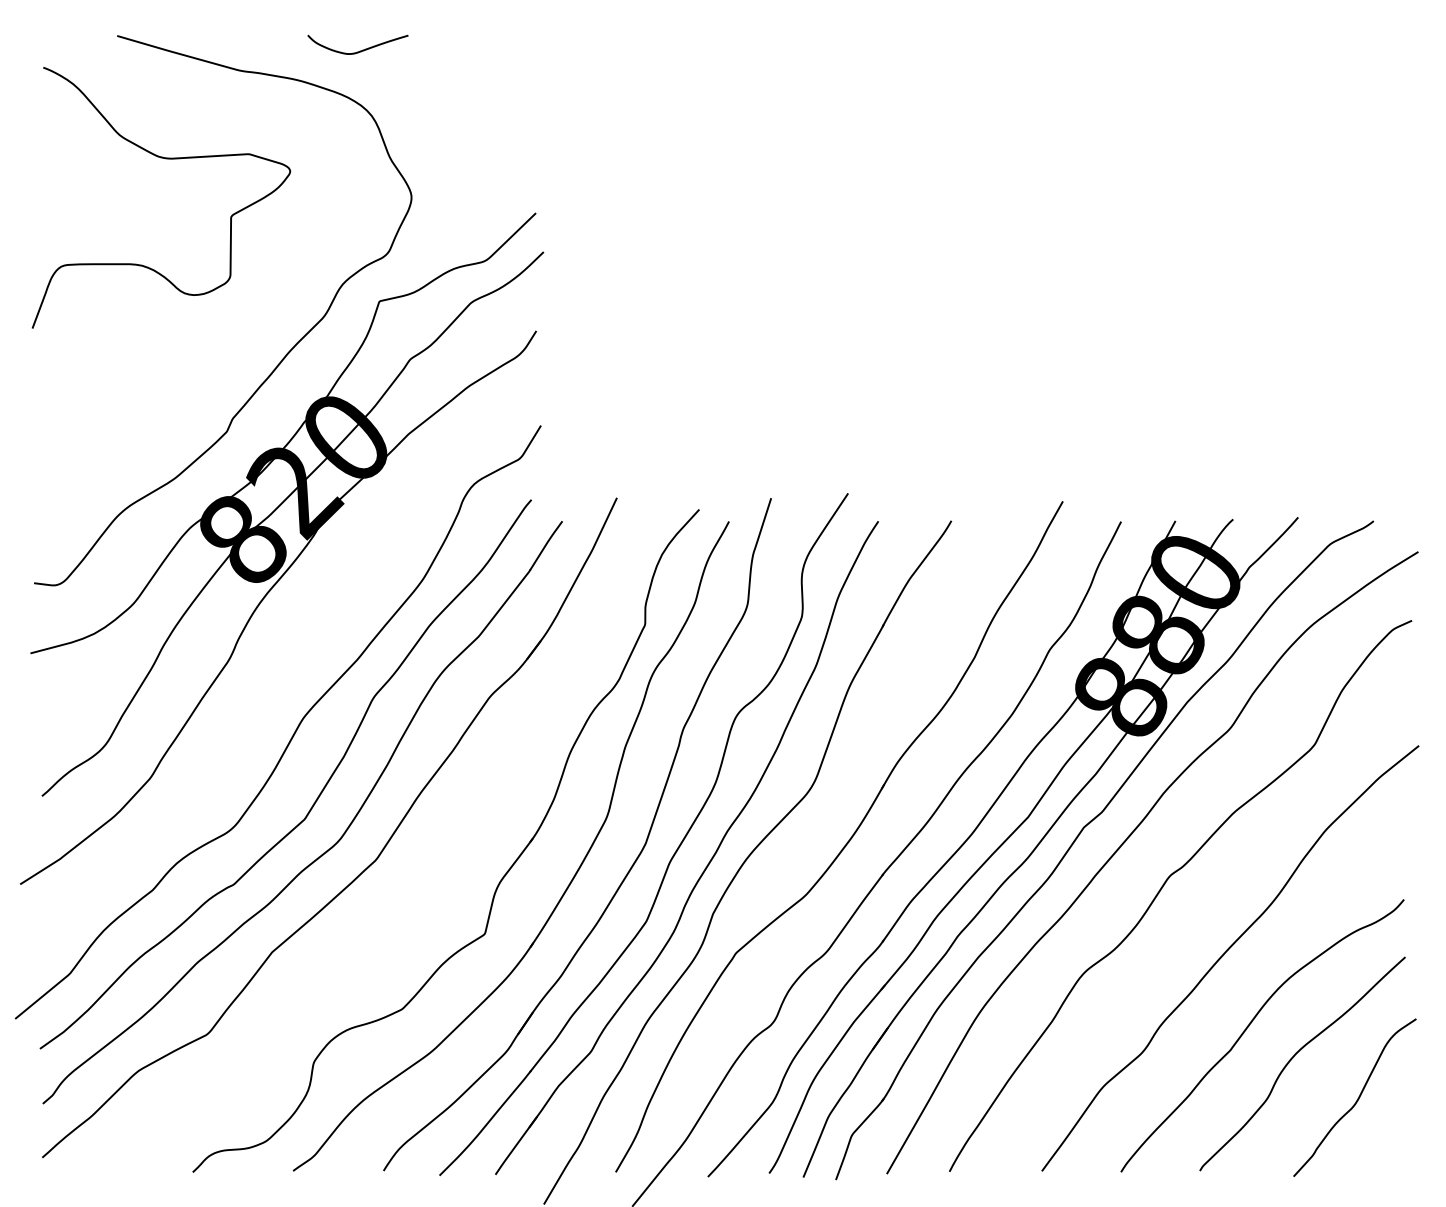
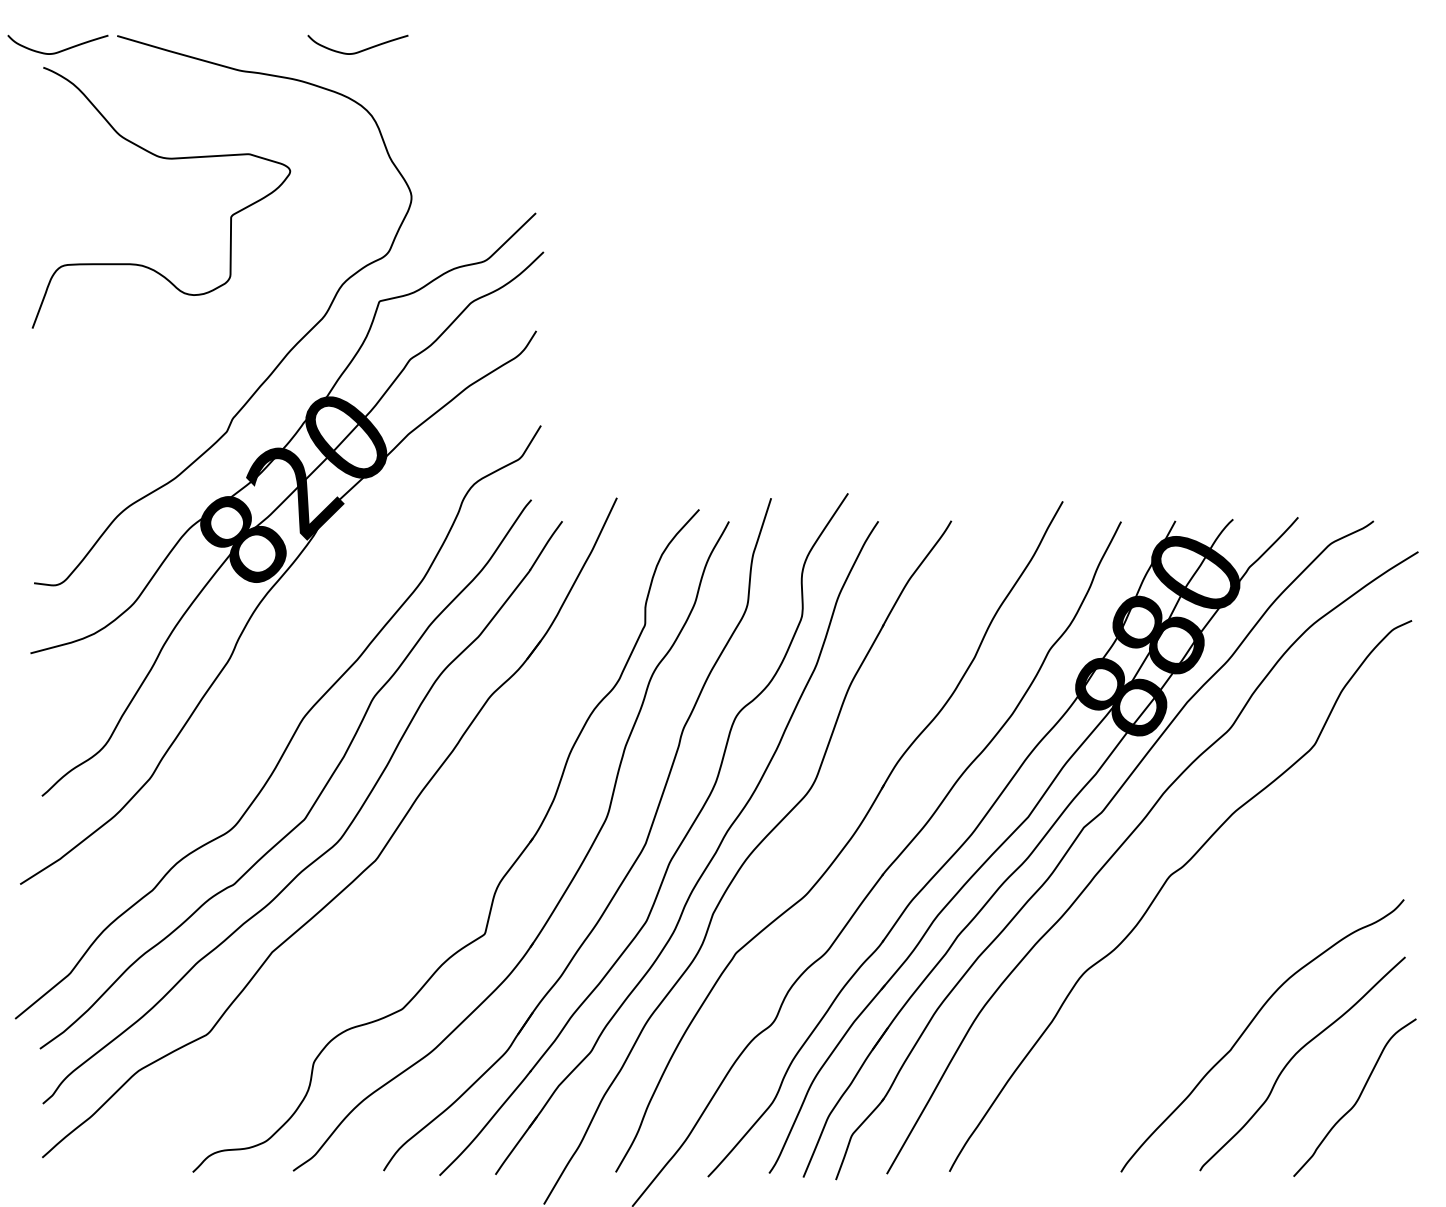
curve: none -> present (60, 50)
curve: present -> none (1225, 953)
